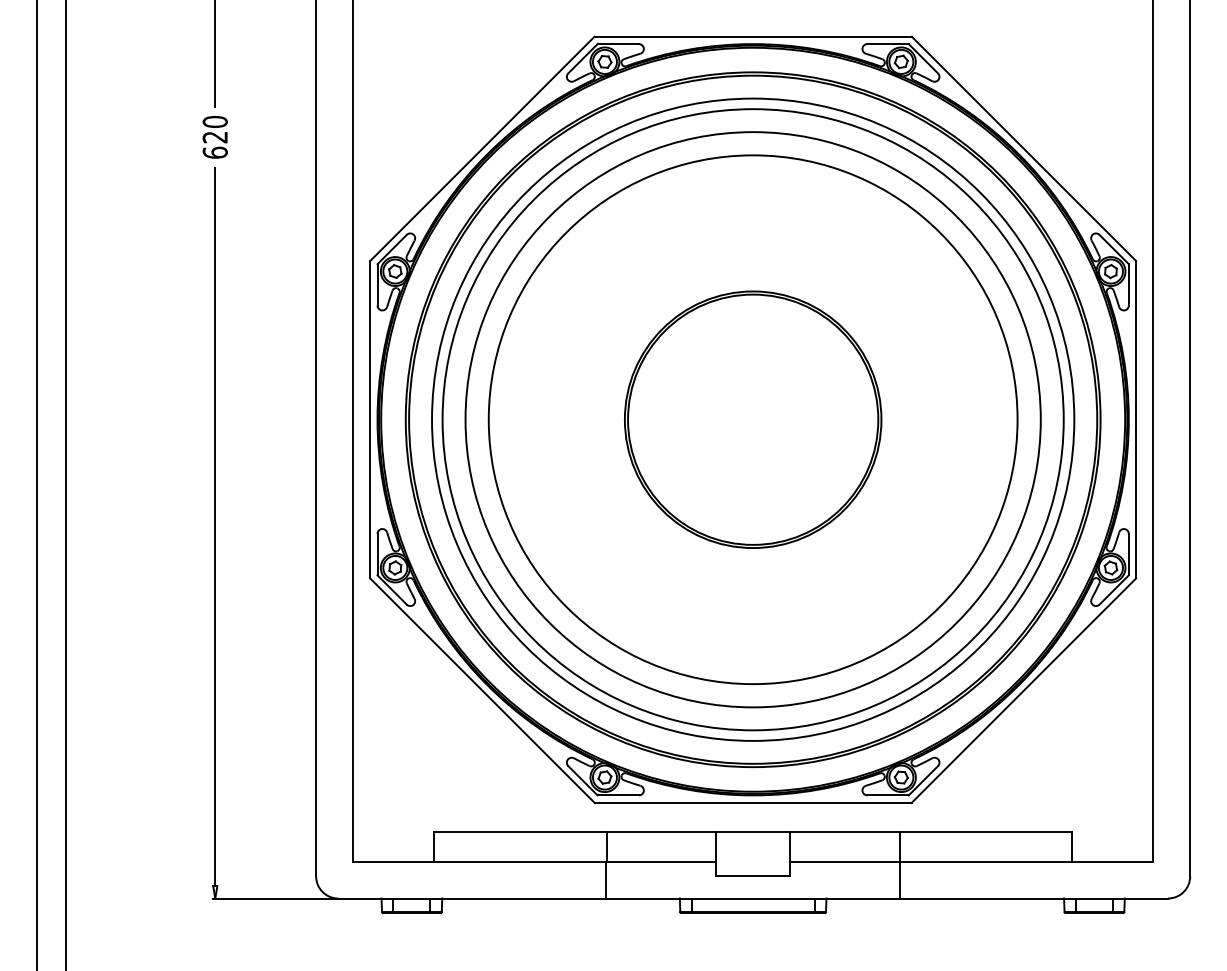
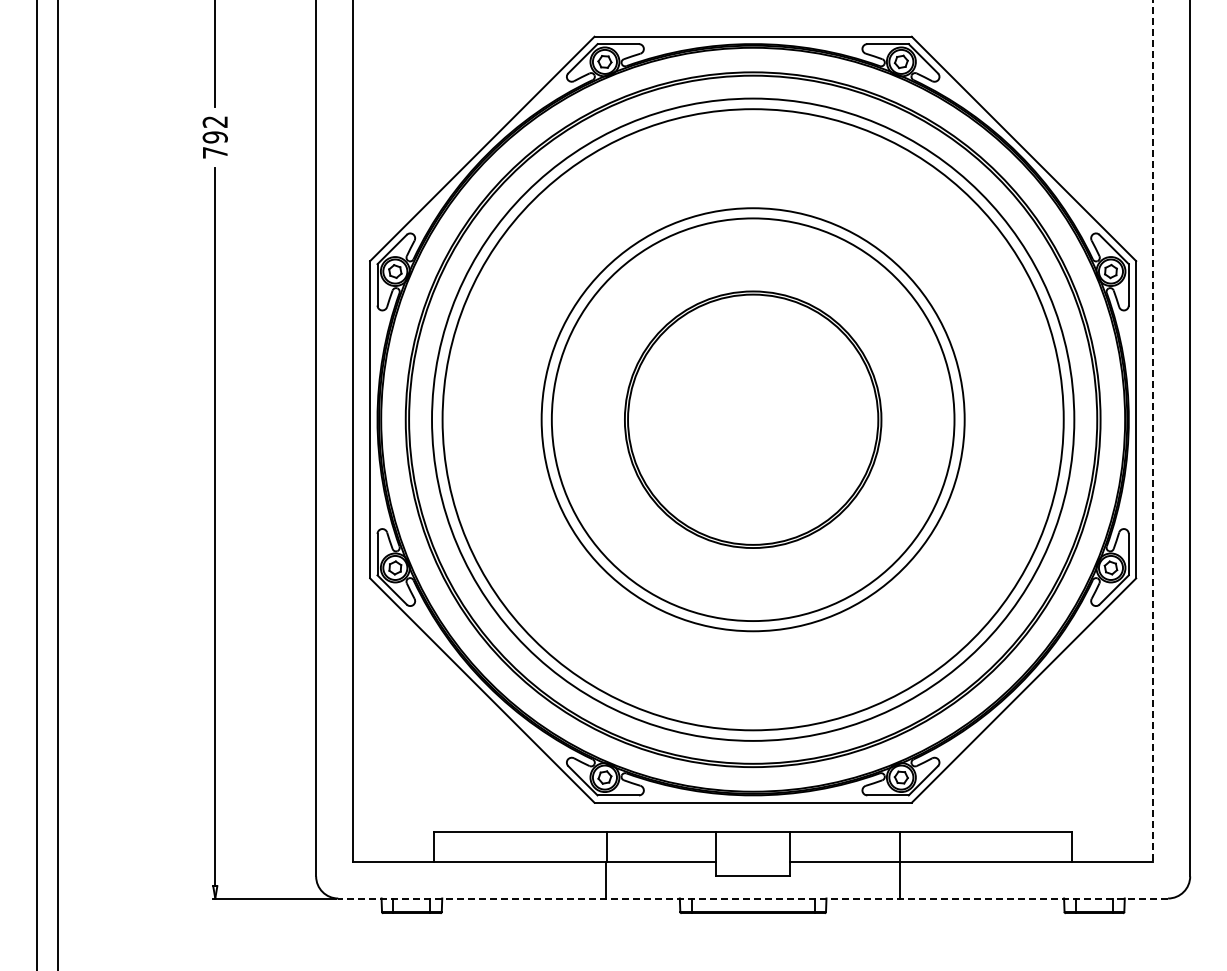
text: 620 -> 792 (214, 136)
circle diameter: 529 px -> 423 px (752, 419)
circle diameter: 575 px -> 403 px (752, 419)
line: solid -> dashed (1153, 431)
line position: (65, 484) -> (57, 484) (57, 484)
line: solid -> dashed (753, 898)
